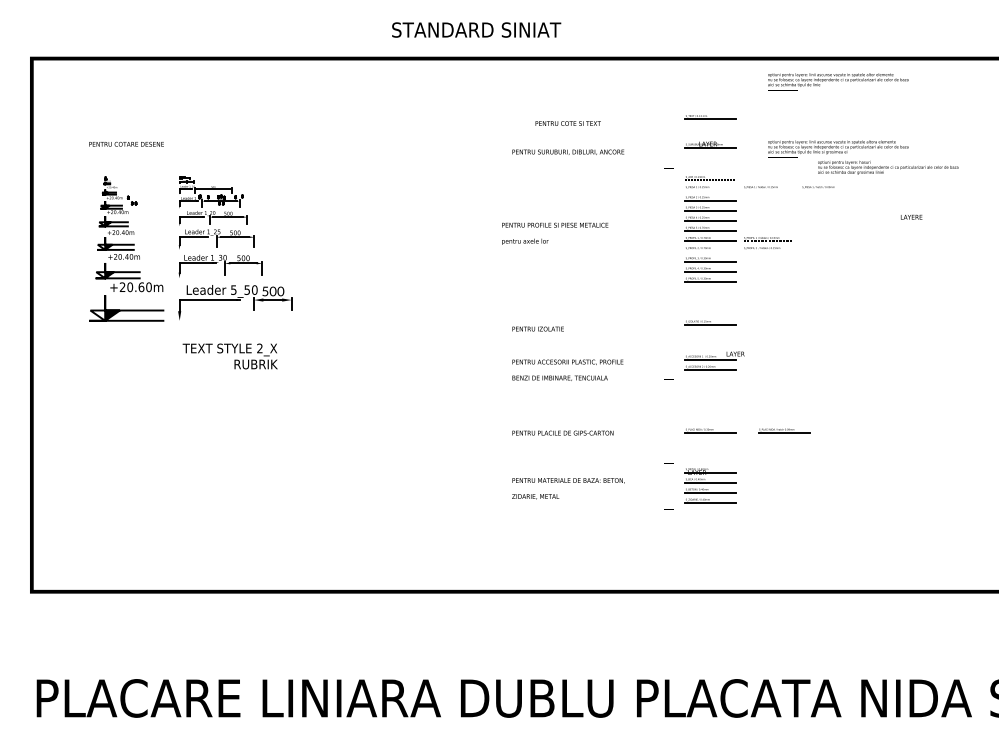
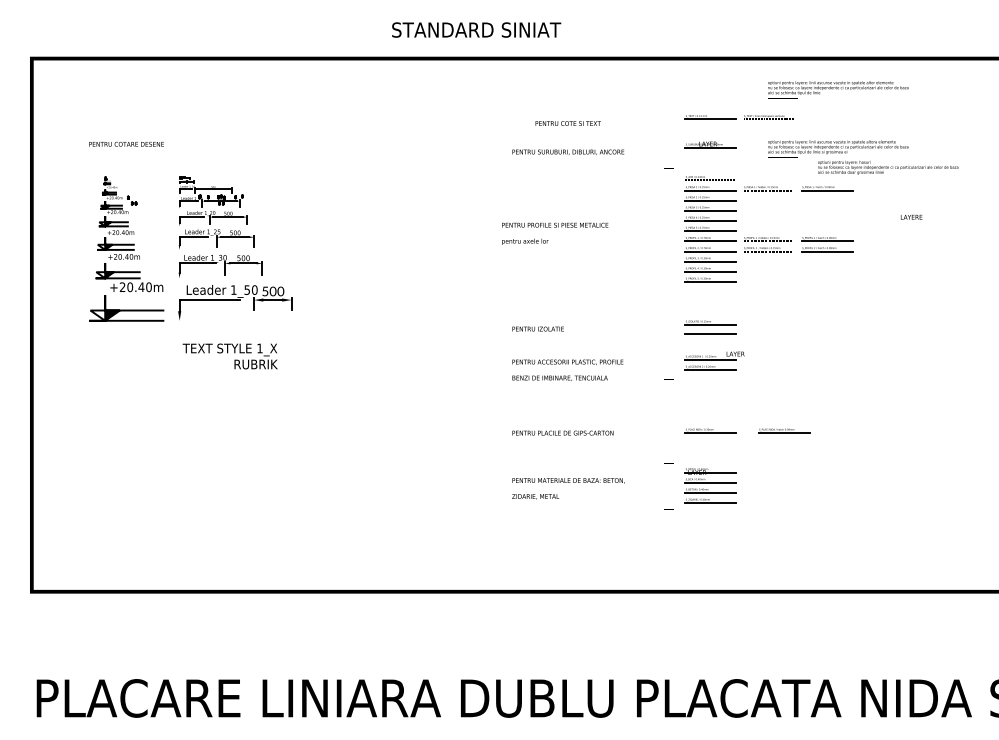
text position: (838, 81) -> (838, 89) (838, 89)
part: none -> present (768, 117)
line: none -> present (710, 190)
line: none -> present (768, 190)
line: none -> present (826, 190)
part: none -> present (827, 244)
line: none -> present (710, 251)
line: none -> present (768, 251)
text: +20.60m -> +20.40m (141, 287)
text: 5_50 -> 1_50 (233, 289)
line: none -> present (710, 334)
text: 2_X -> 1_X (259, 348)
